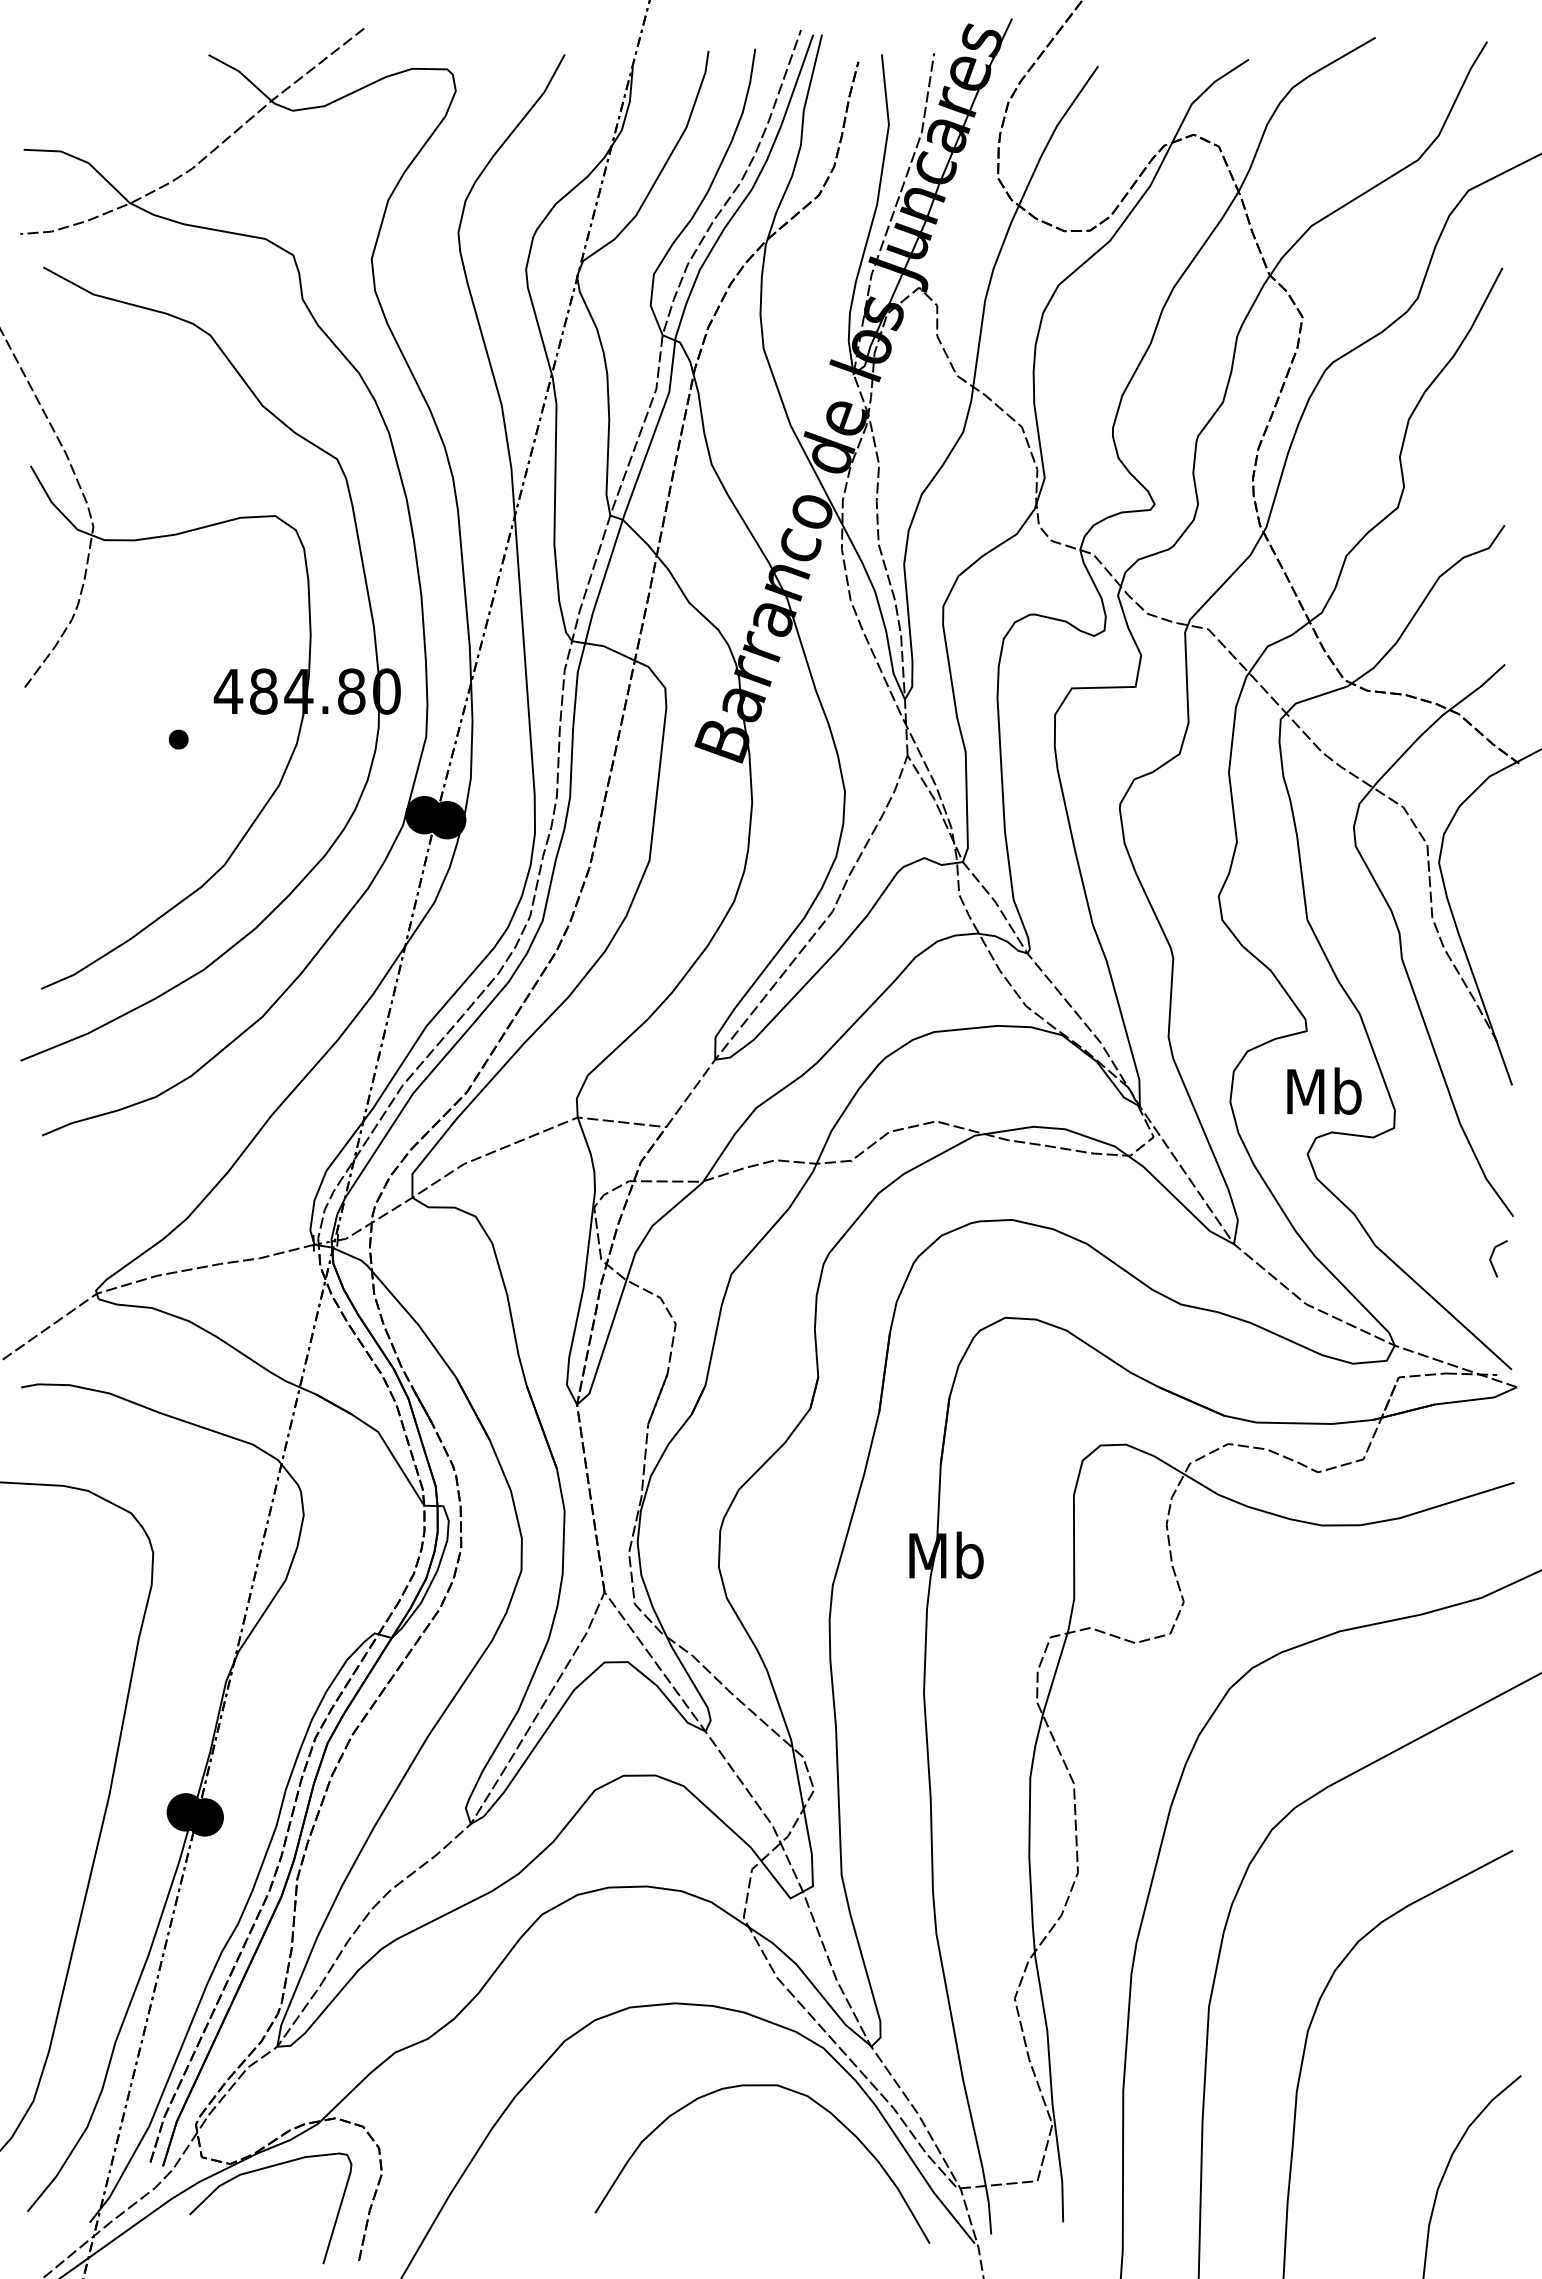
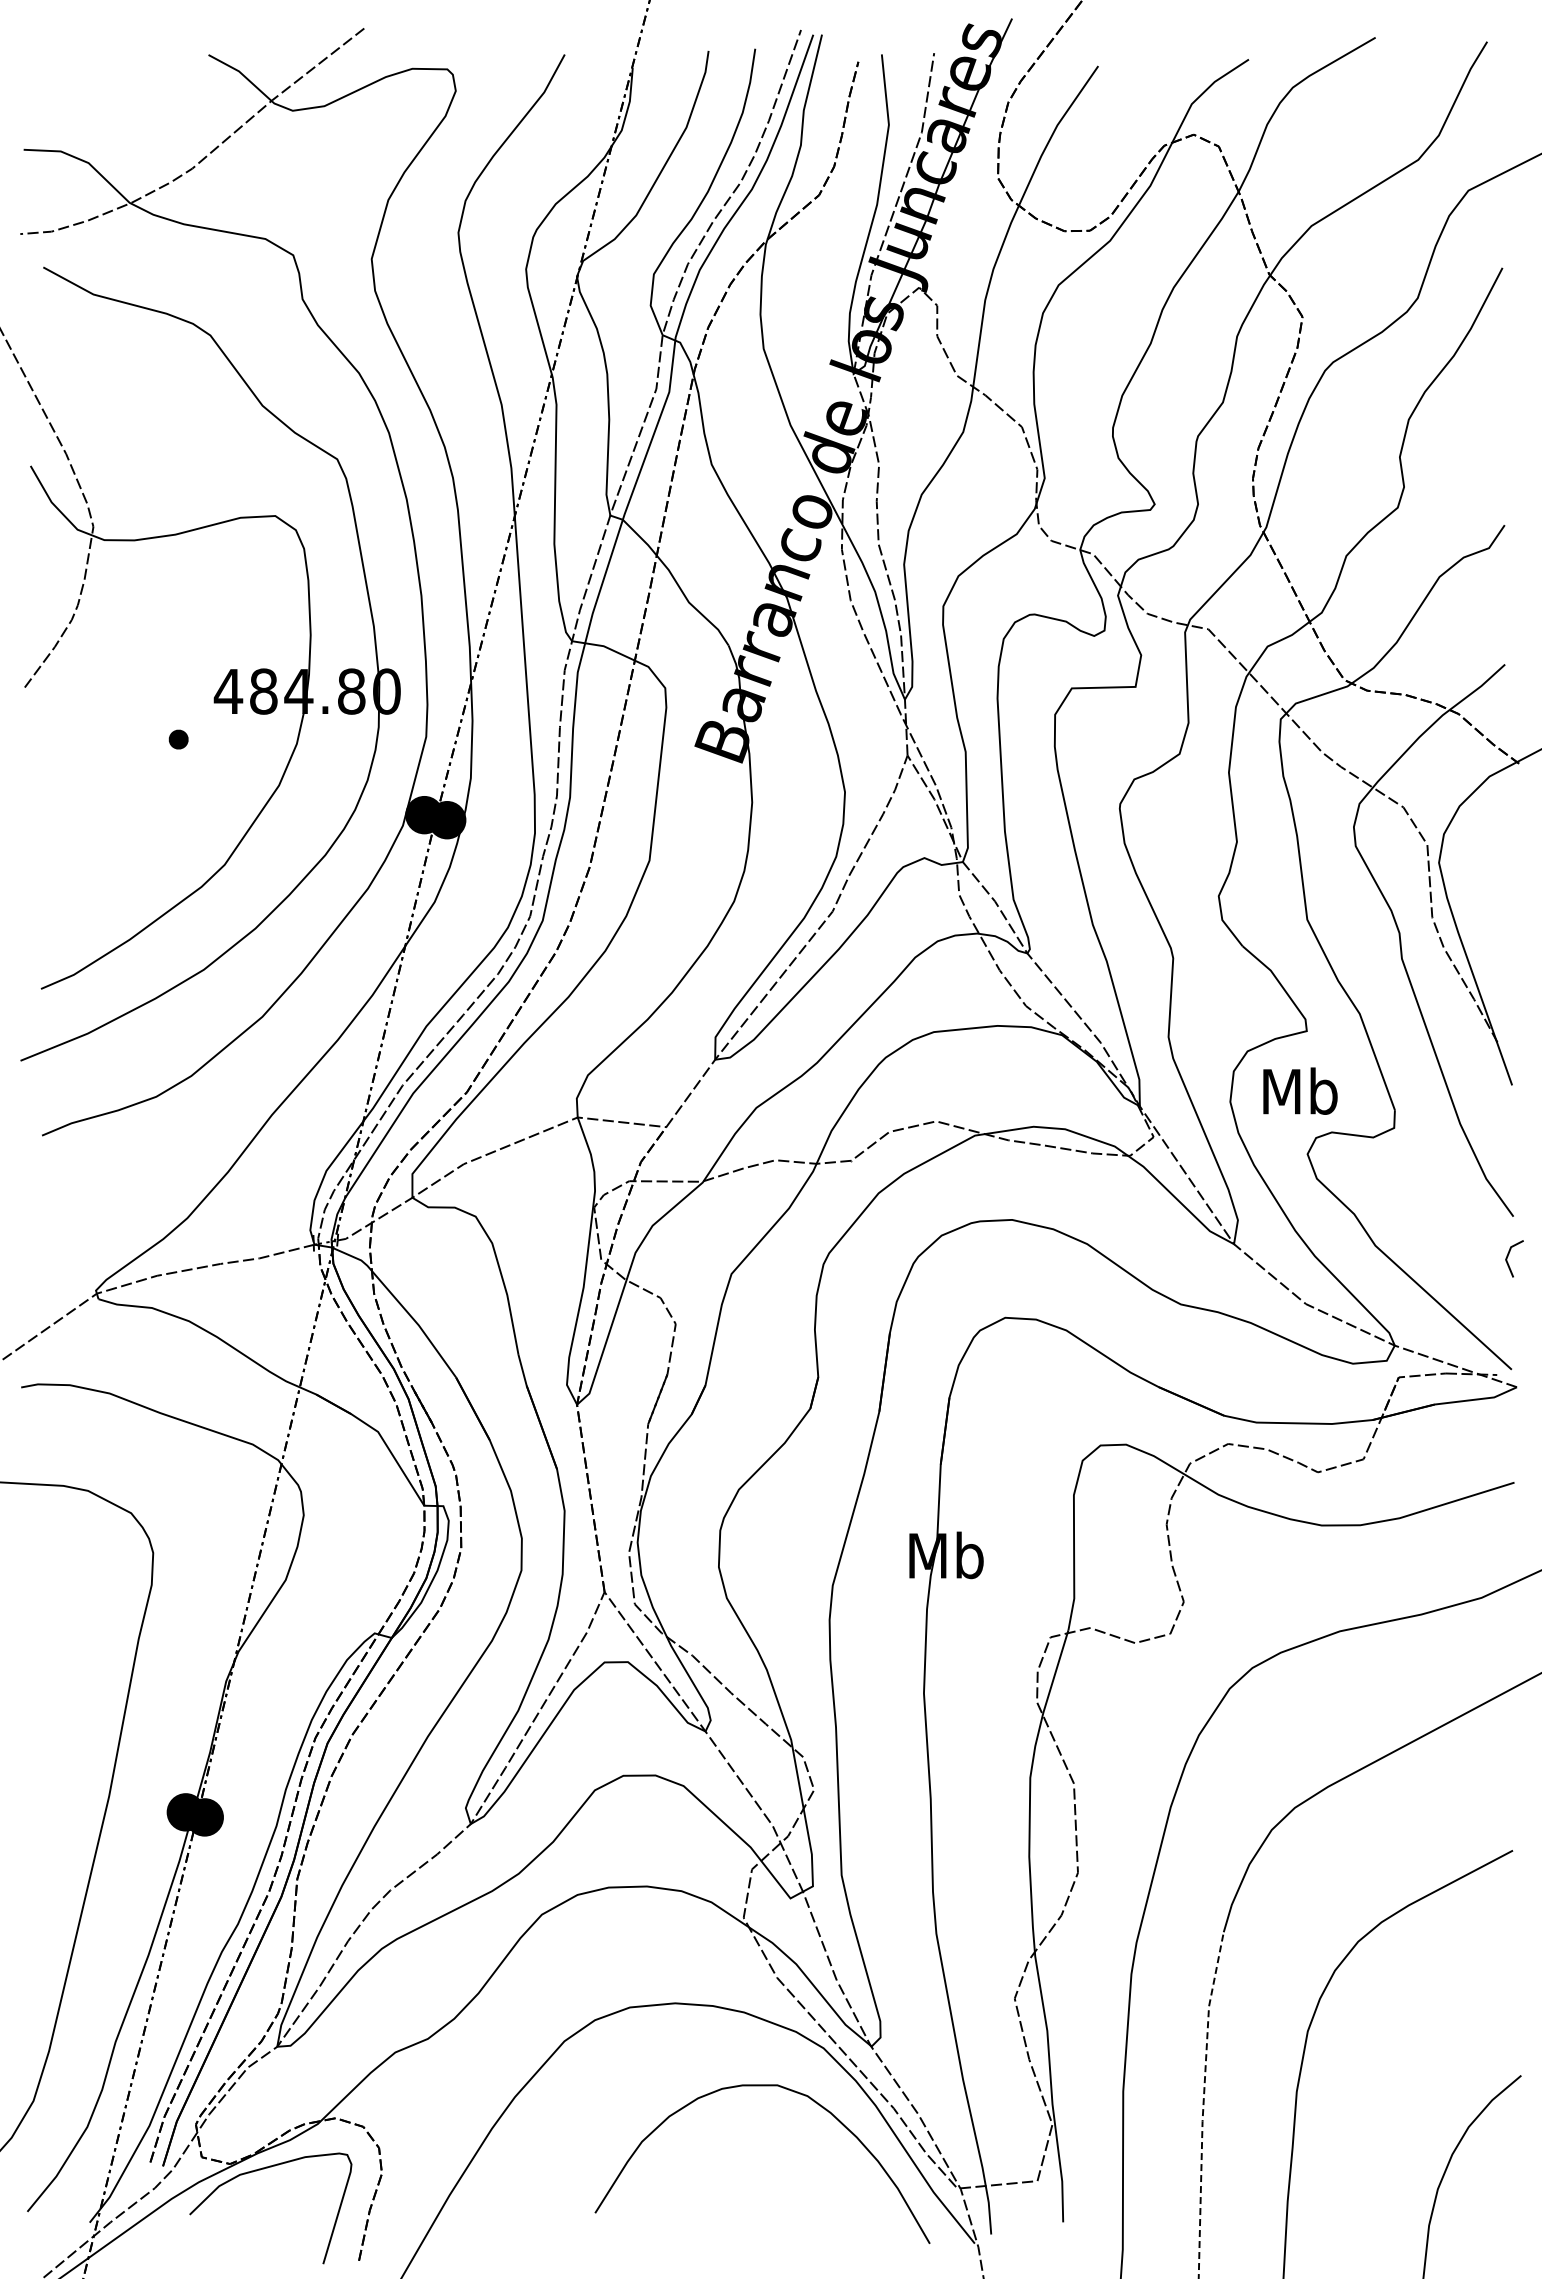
text position: (1324, 1090) -> (1300, 1090) (1300, 1090)
line position: (1492, 1256) -> (1508, 1256) (1508, 1256)
line: solid -> dashed (1203, 2104)
